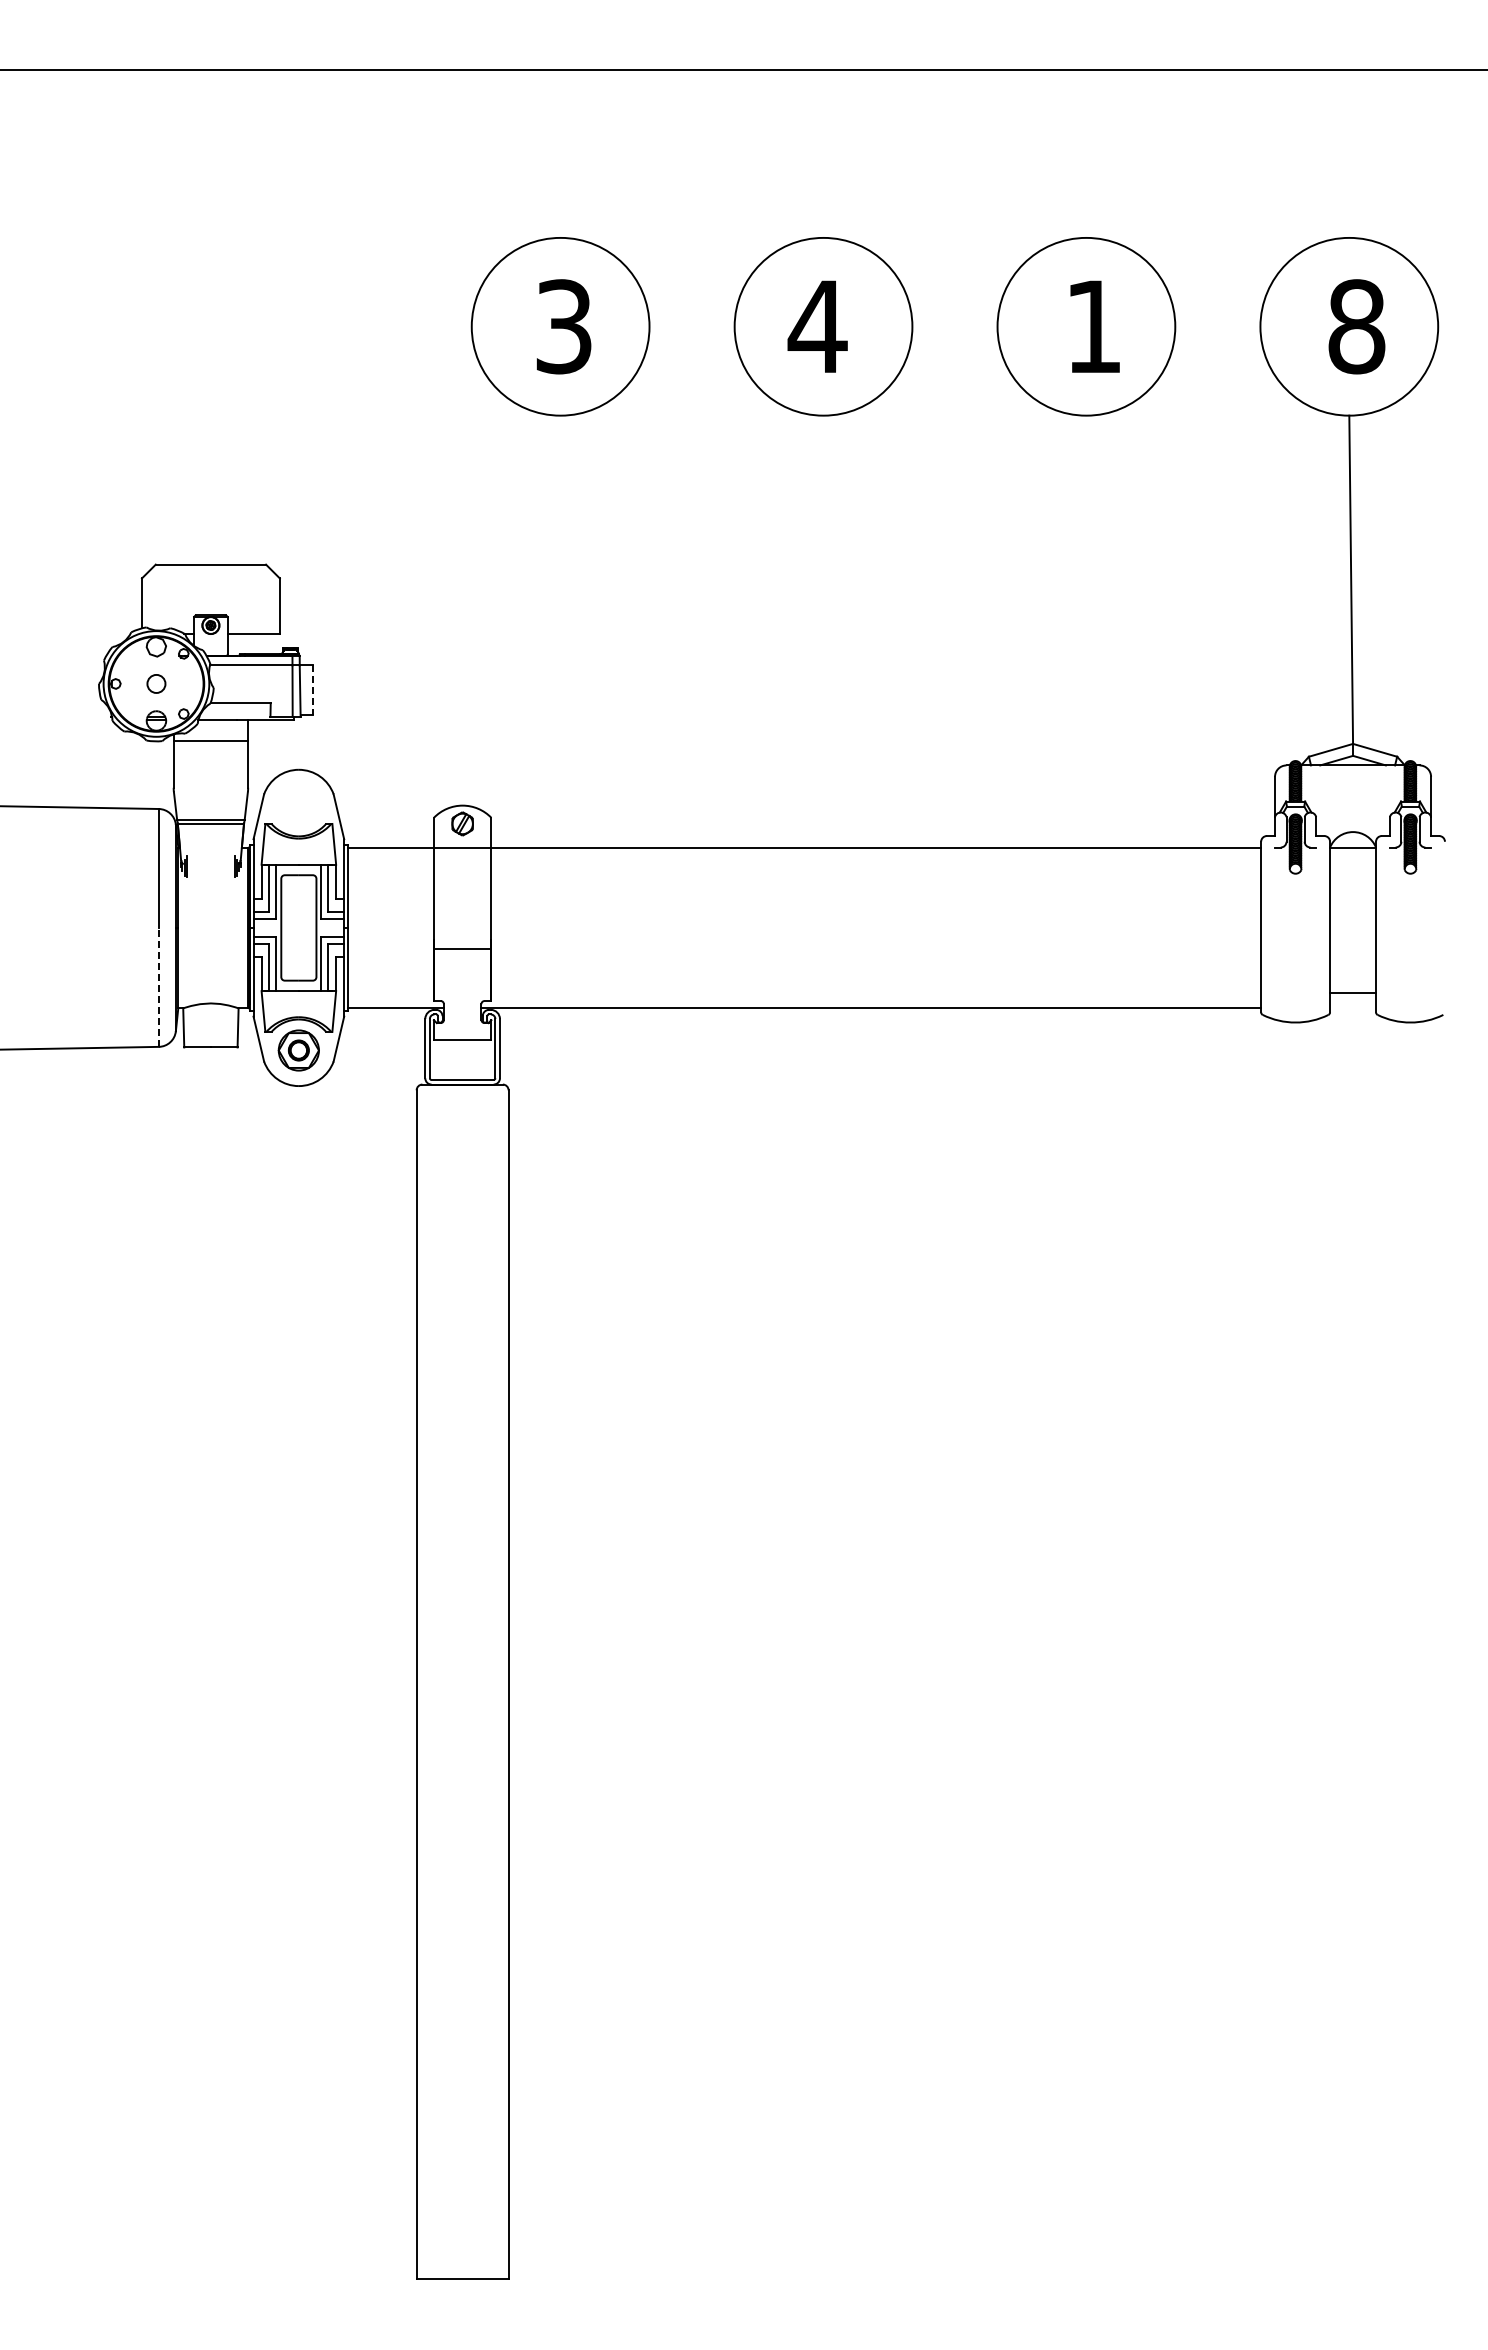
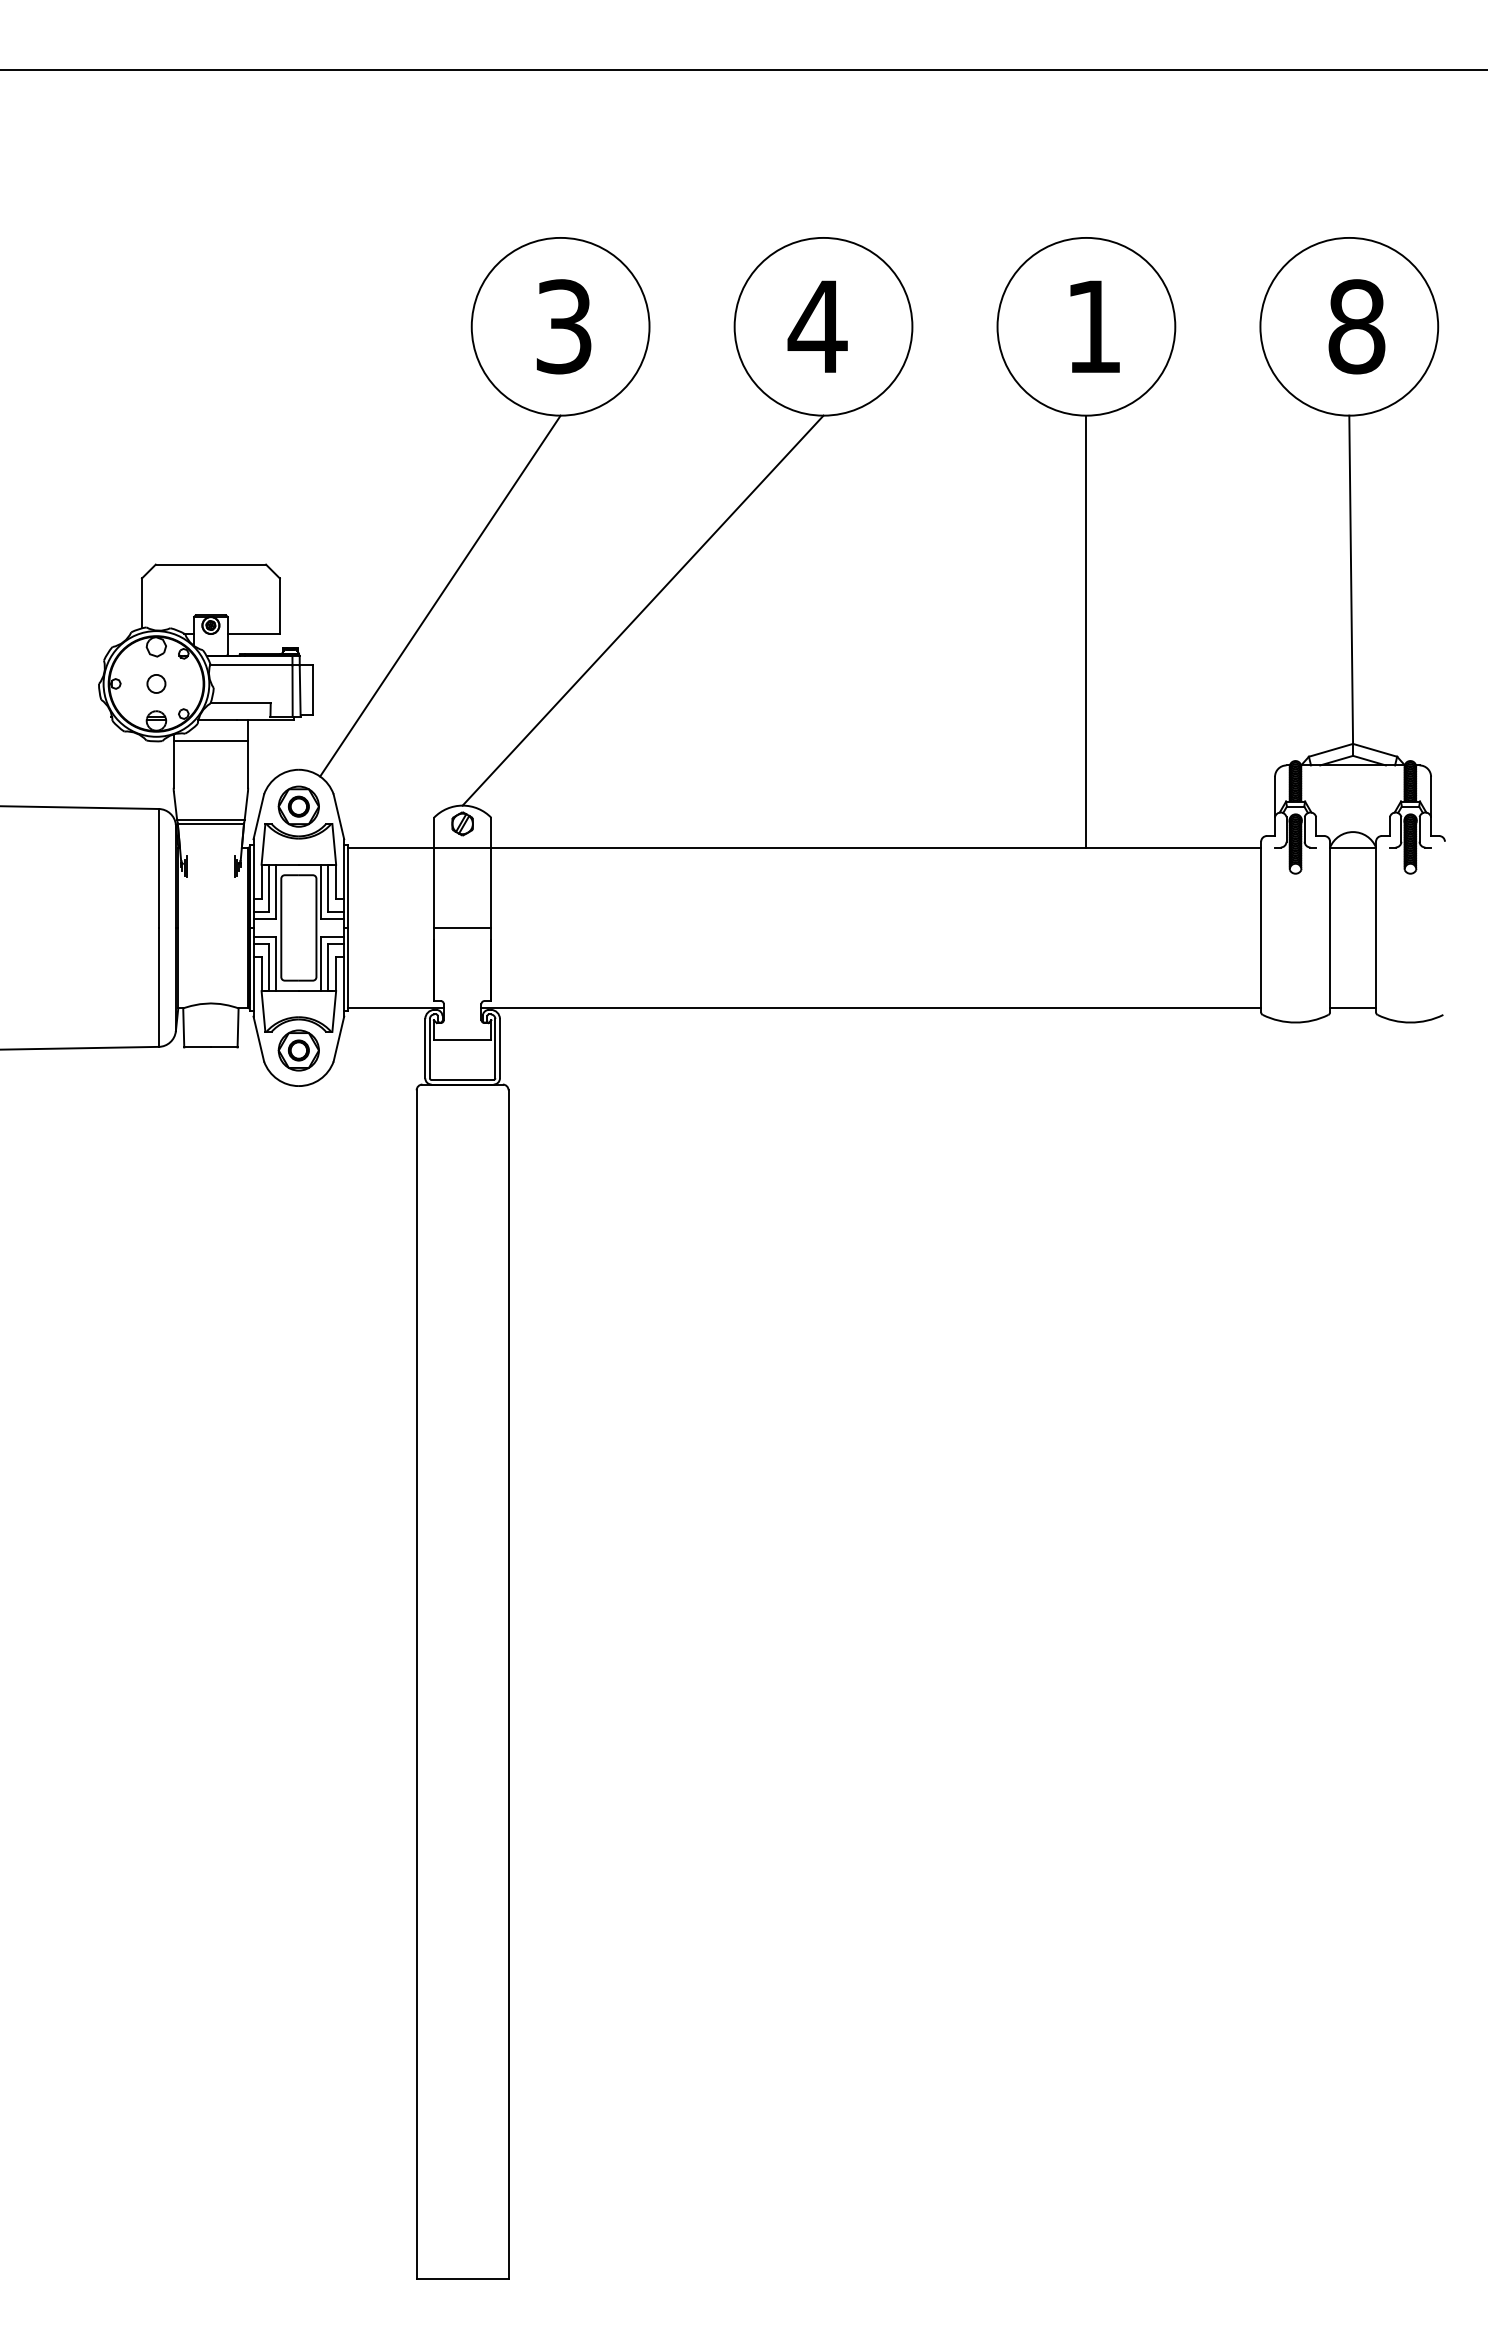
line: none -> present (440, 595)
line: none -> present (642, 610)
line: none -> present (1086, 631)
line: dashed -> solid (312, 690)
part: none -> present (298, 806)
line position: (462, 948) -> (462, 927) (462, 927)
line: dashed -> solid (158, 986)
line position: (1353, 993) -> (1353, 1008) (1353, 1008)
